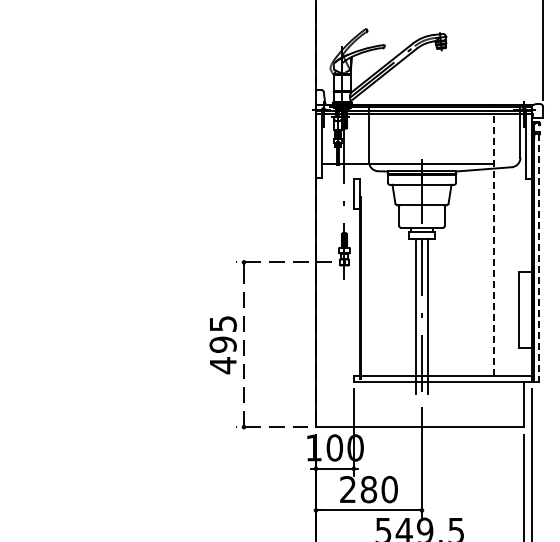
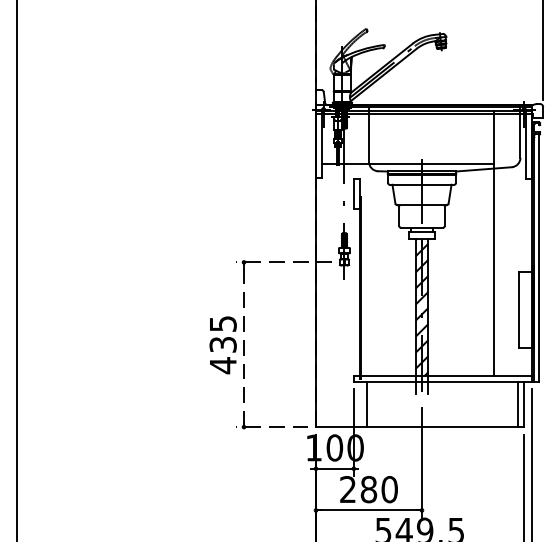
line: dashed -> solid (493, 243)
line: dashed -> solid (539, 258)
line: none -> present (16, 270)
hatch: none -> present (421, 307)
text: 495 -> 435 (222, 344)
line: none -> present (366, 404)
line: none -> present (518, 404)
